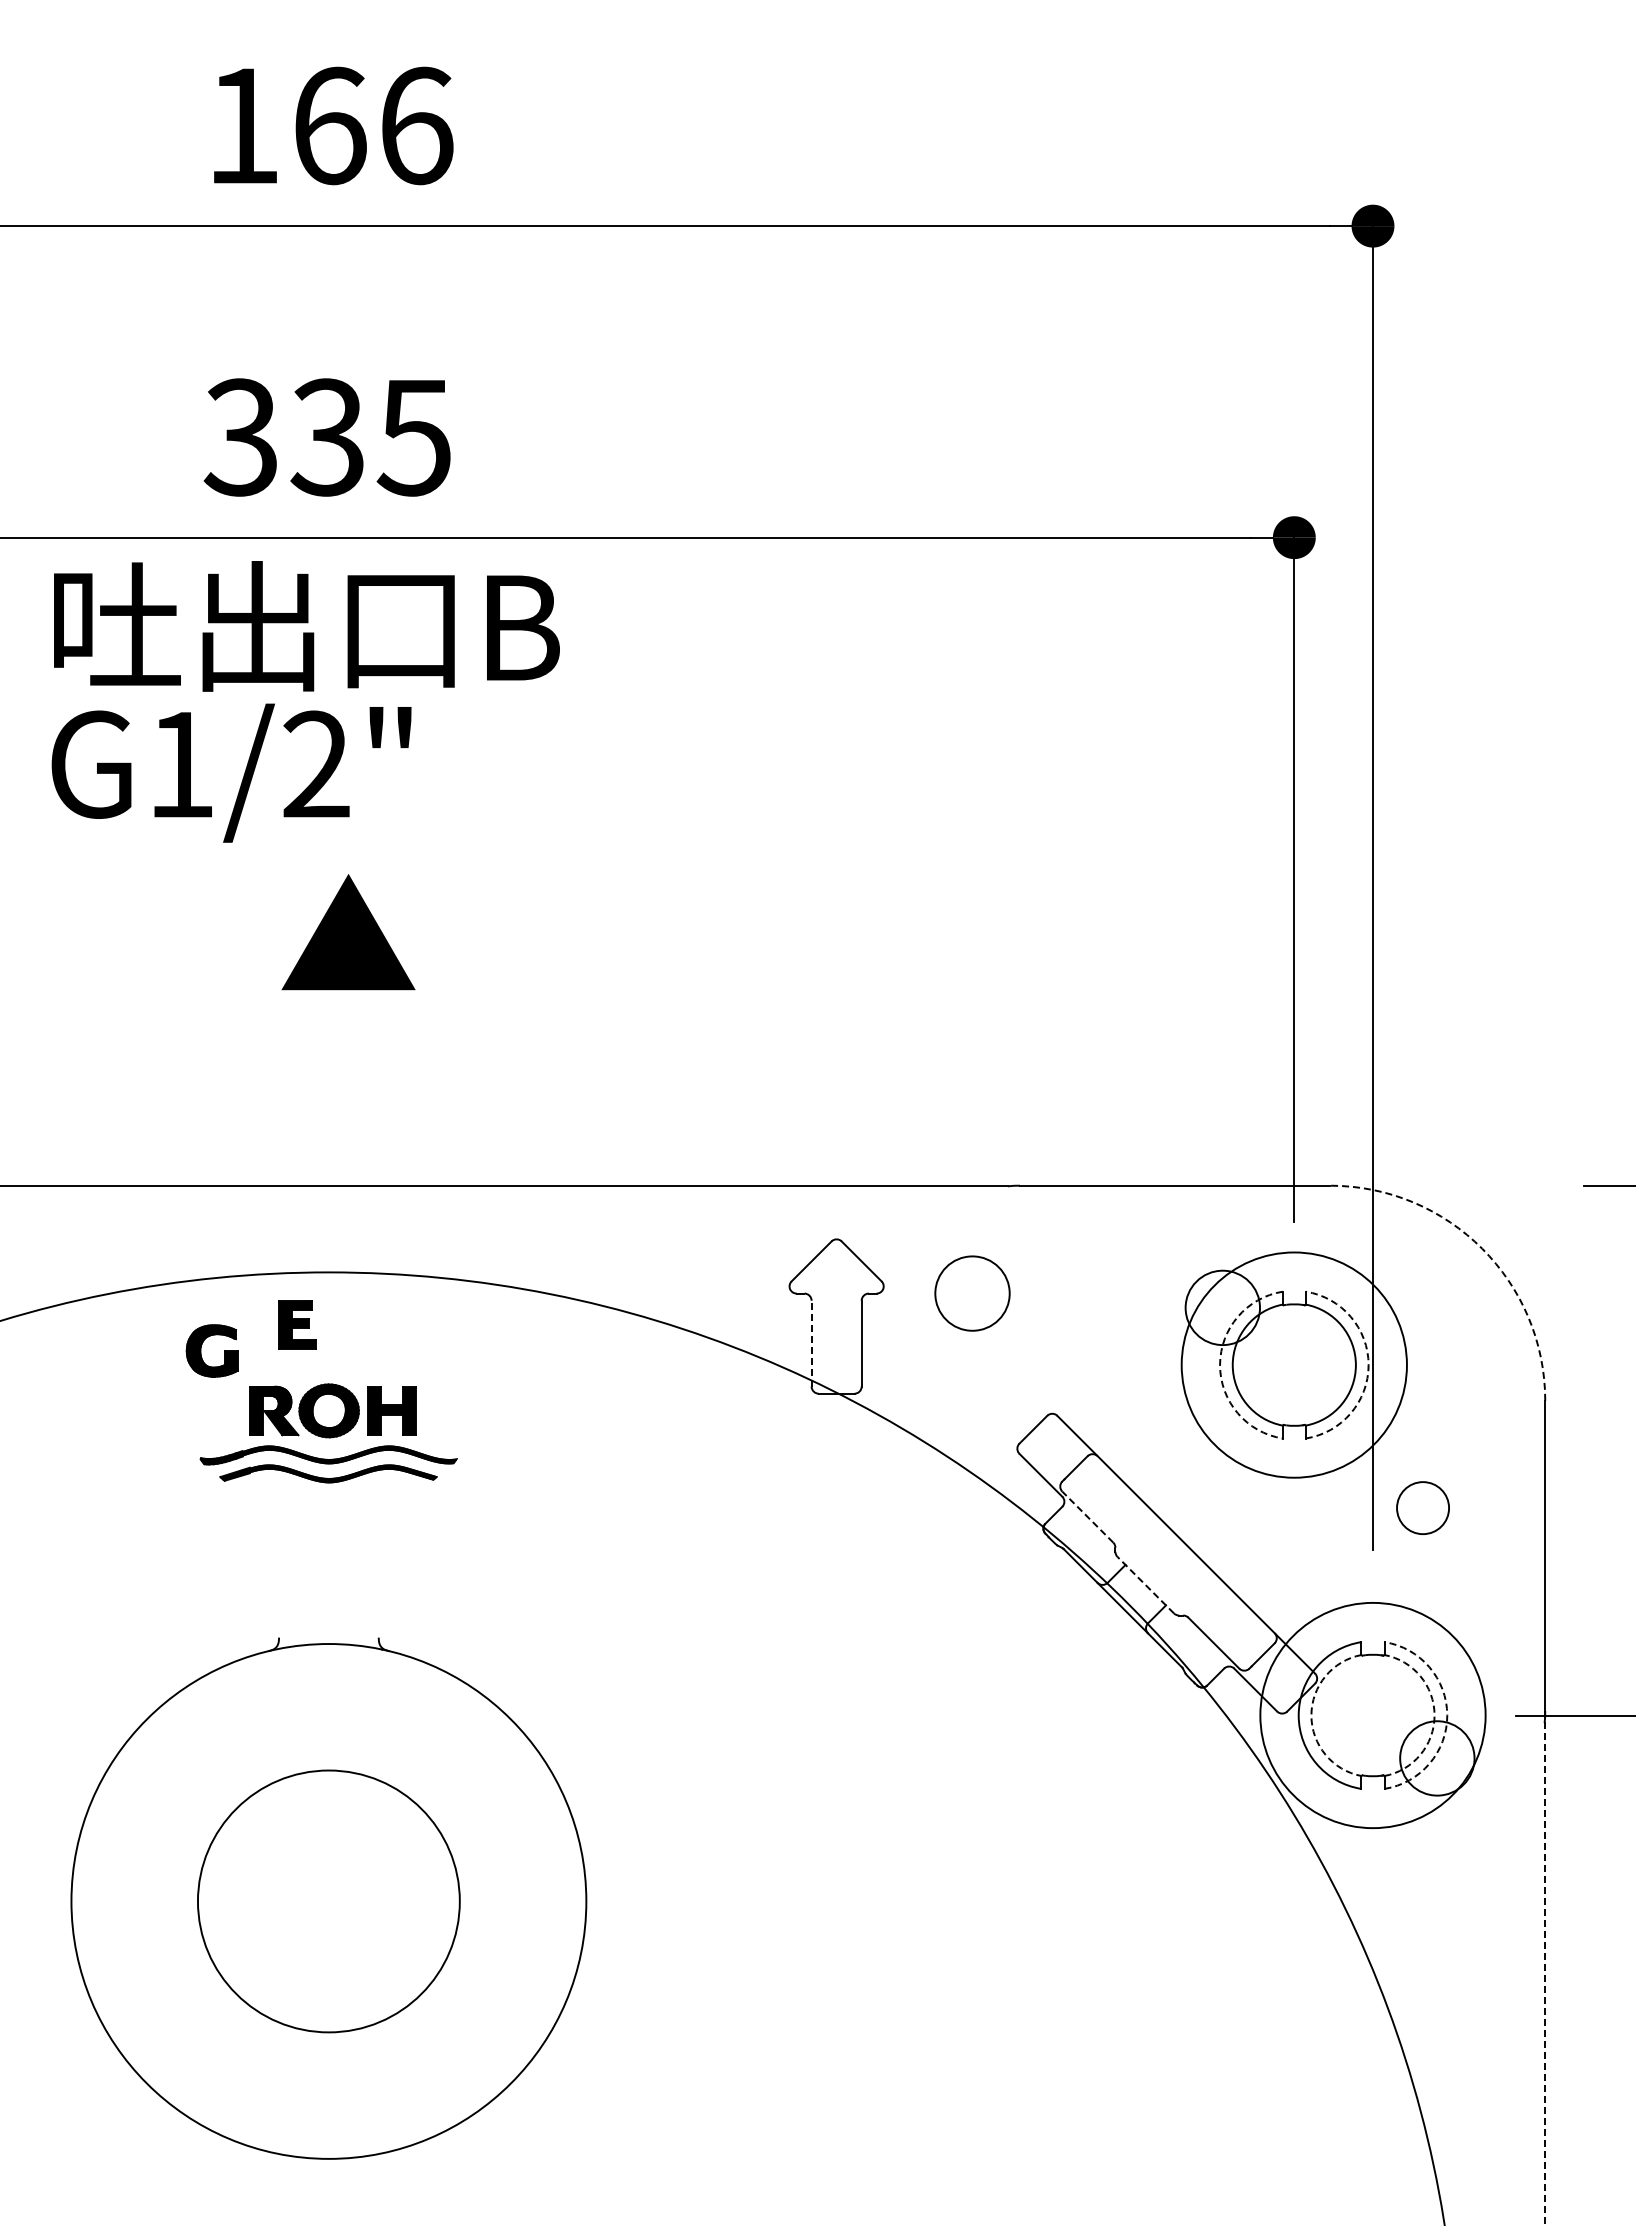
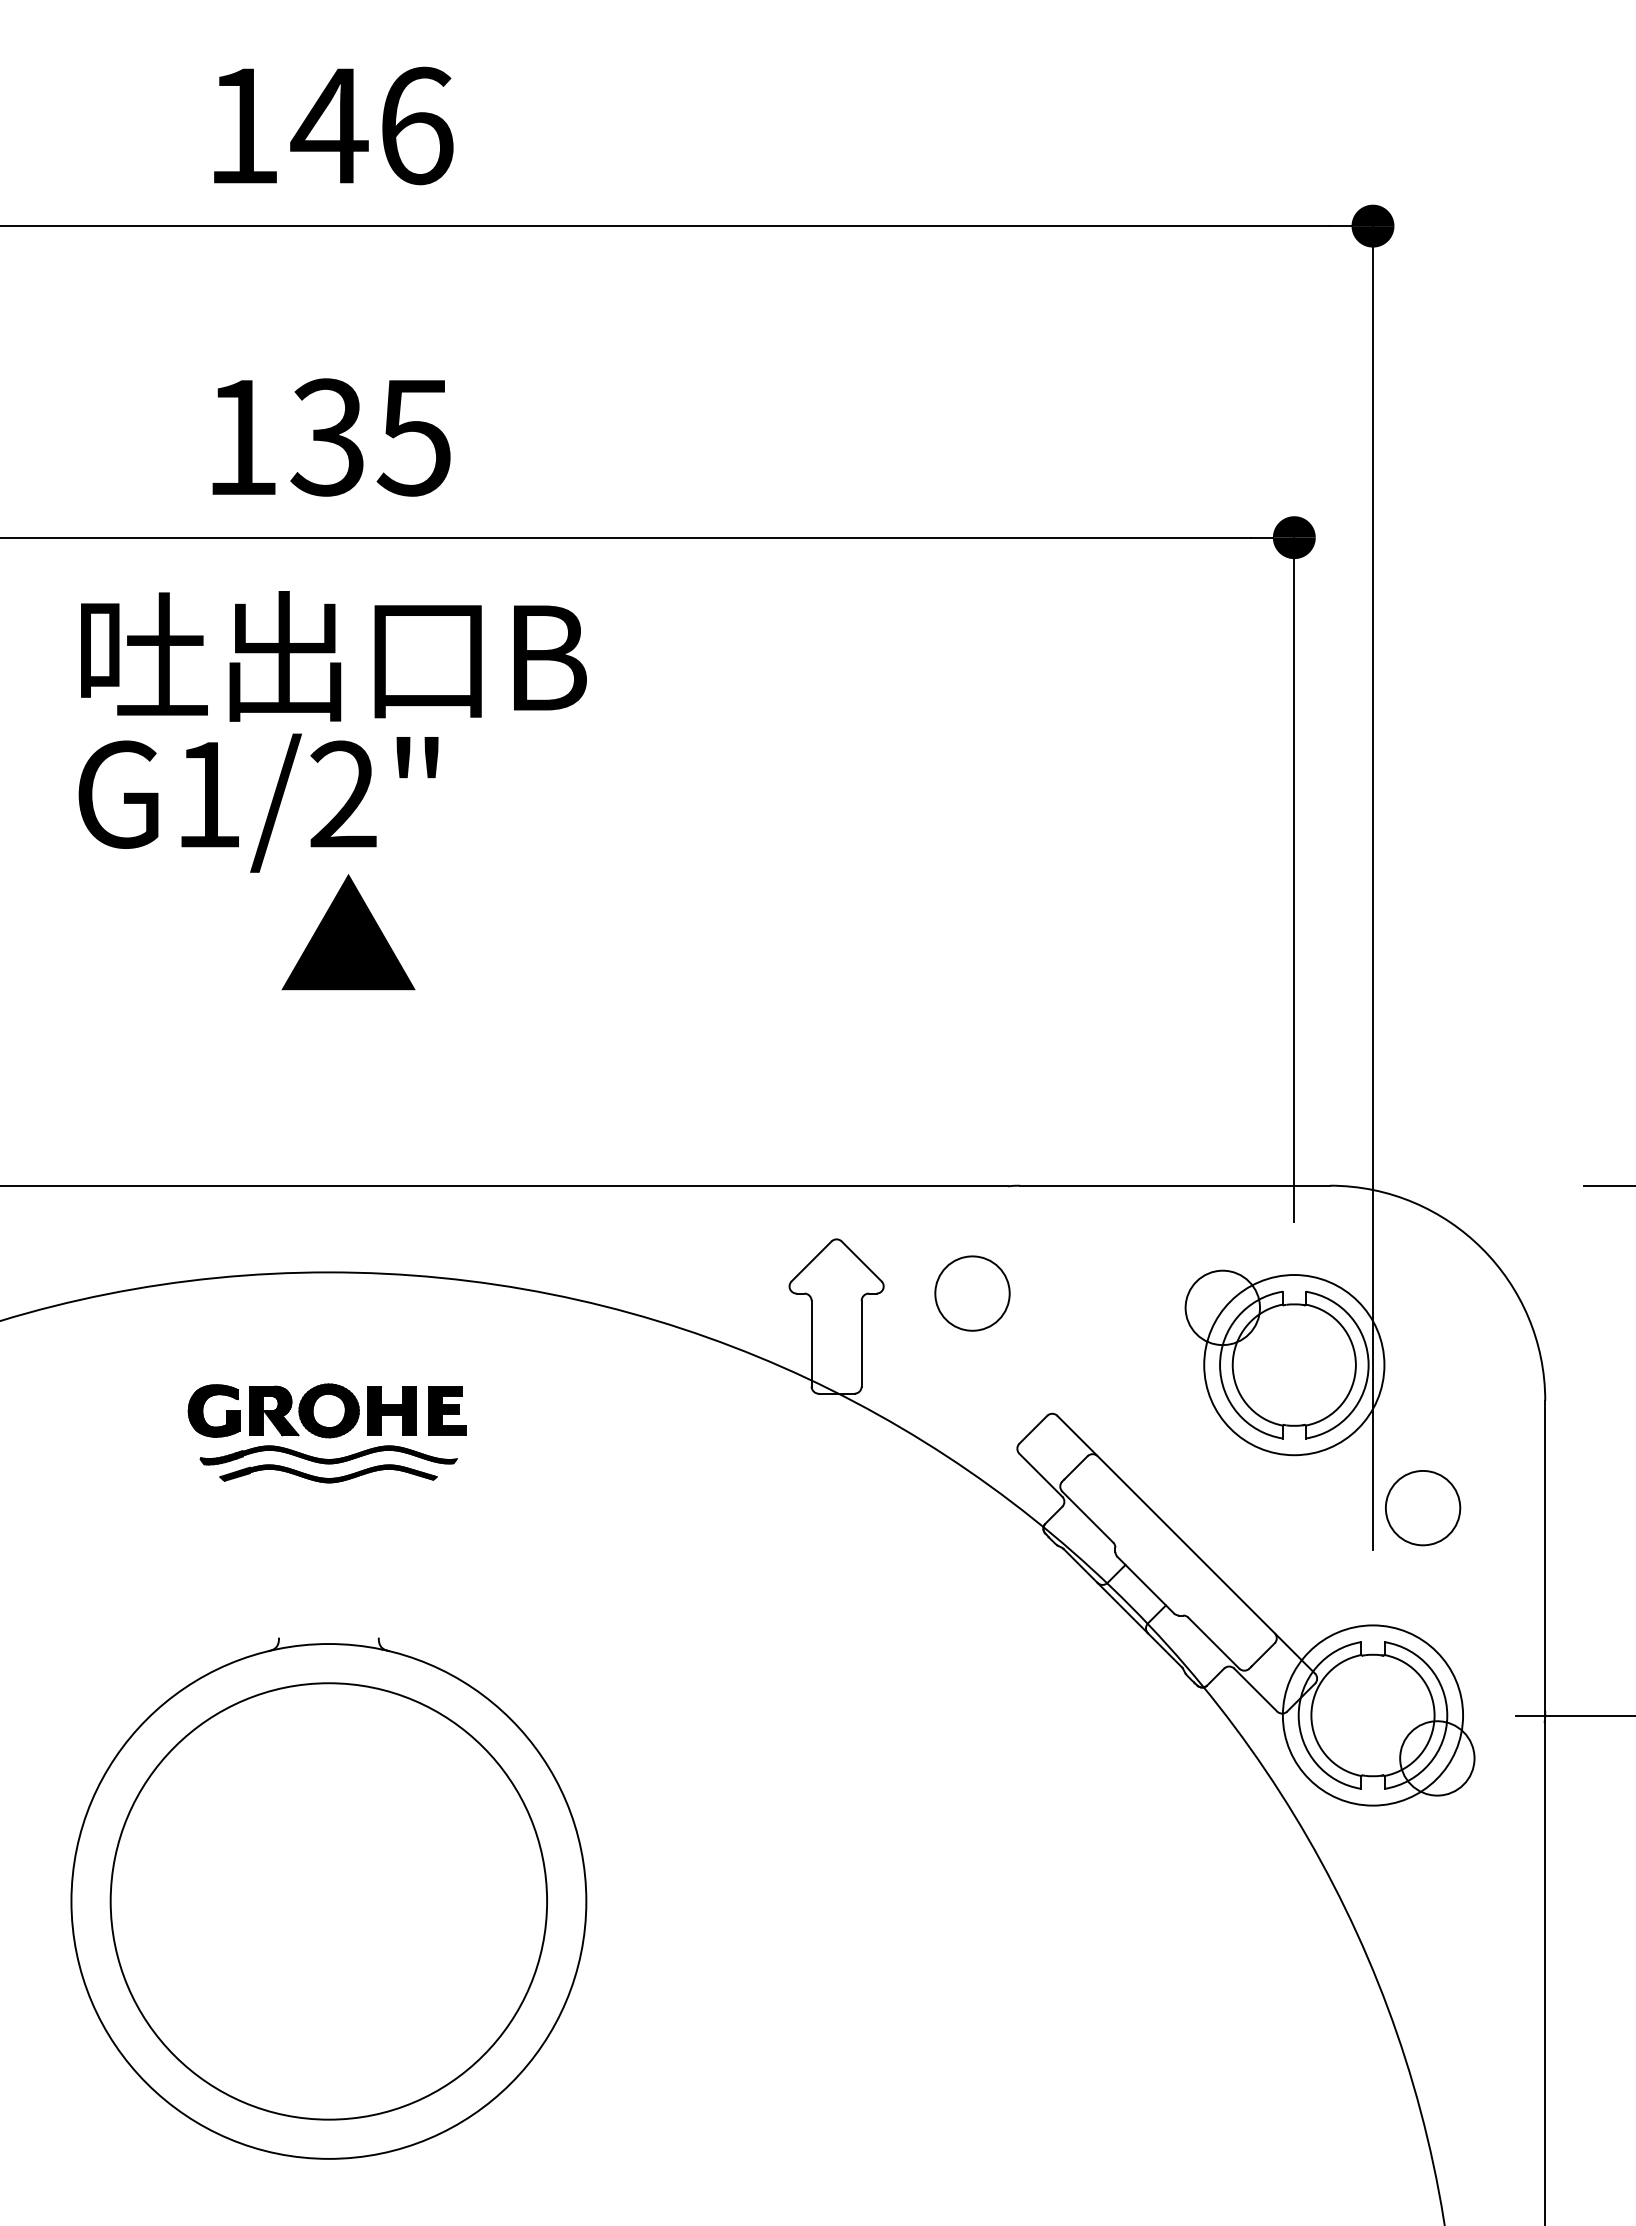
text: 166 -> 146 (329, 125)
text: 335 -> 135 (239, 437)
text position: (305, 701) -> (332, 731) (332, 731)
arc: dashed -> solid (1482, 1248)
part position: (297, 1324) -> (447, 1410) (447, 1410)
line: dashed -> solid (811, 1343)
part position: (201, 1350) -> (203, 1410) (203, 1410)
circle diameter: 225 px -> 180 px (1294, 1365)
arc: dashed -> solid (1220, 1365)
arc: dashed -> solid (1368, 1365)
circle diameter: 52 px -> 74 px (1422, 1507)
line: dashed -> solid (1087, 1516)
line: dashed -> solid (1145, 1585)
arc: dashed -> solid (1311, 1715)
circle diameter: 225 px -> 180 px (1372, 1715)
arc: dashed -> solid (1434, 1715)
arc: dashed -> solid (1447, 1715)
circle diameter: 262 px -> 436 px (328, 1901)
line: dashed -> solid (1544, 1968)
